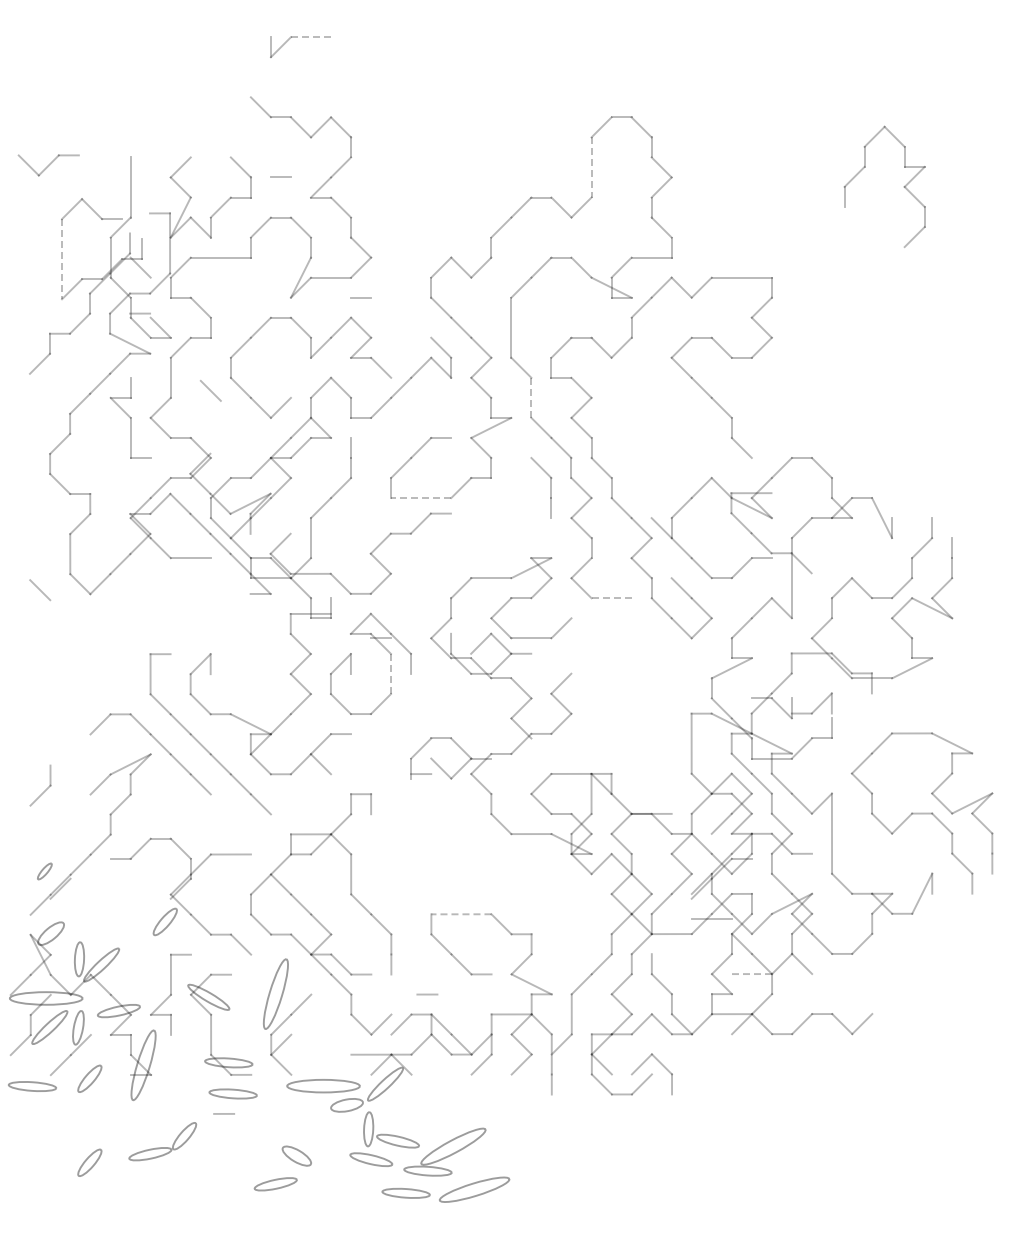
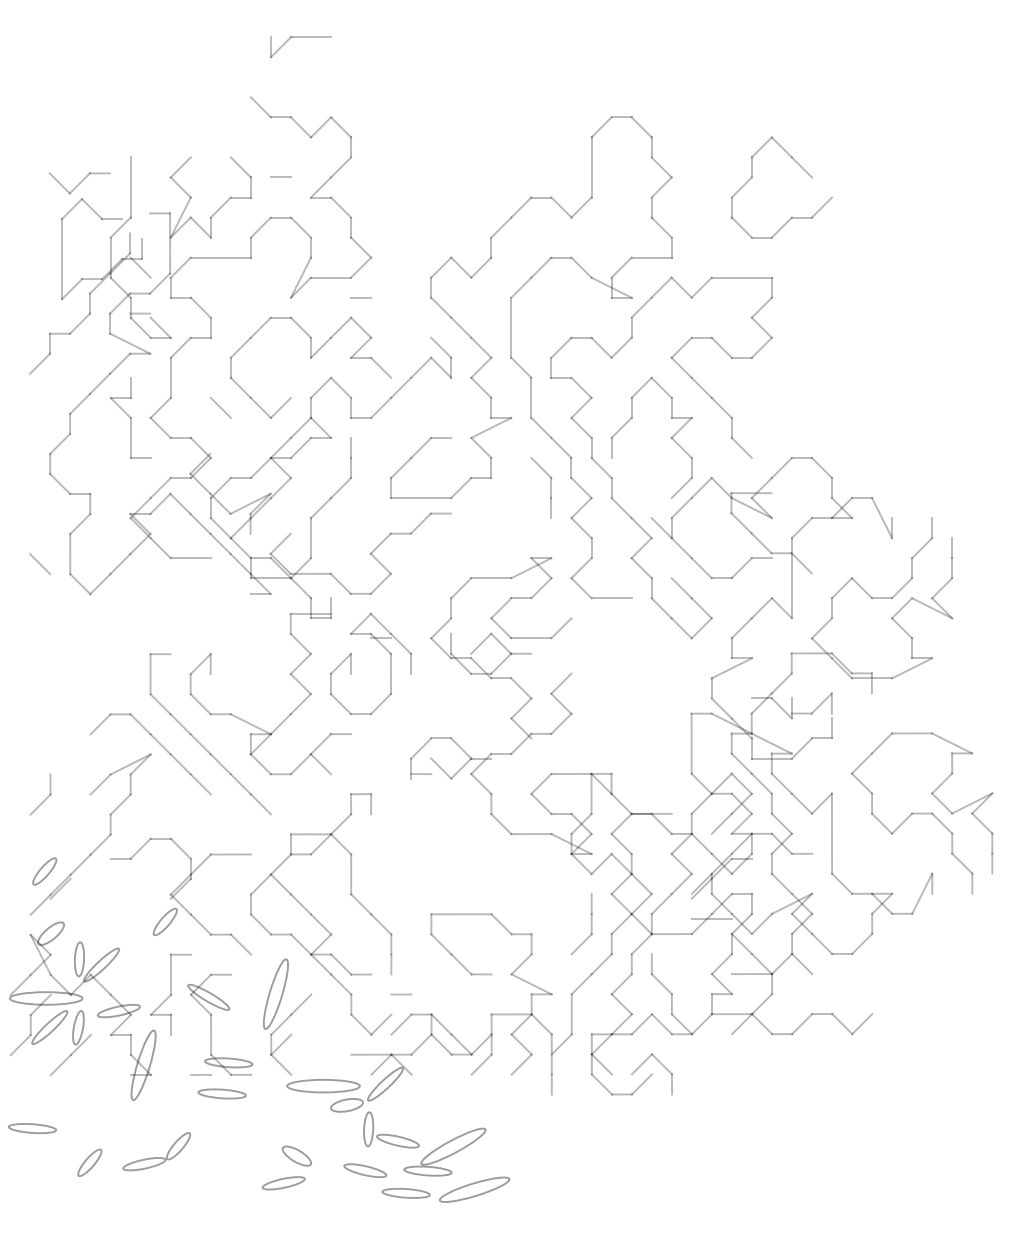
line: dashed -> solid (311, 37)
part position: (48, 165) -> (79, 183) (79, 183)
line: dashed -> solid (591, 167)
part: none -> present (801, 167)
part position: (903, 186) -> (670, 437) (670, 437)
line: dashed -> solid (62, 259)
line position: (210, 390) -> (220, 407) (220, 407)
line: dashed -> solid (531, 397)
line: dashed -> solid (420, 498)
line position: (39, 589) -> (39, 563) (39, 563)
line: dashed -> solid (611, 598)
line: dashed -> solid (391, 673)
part position: (45, 789) -> (45, 798) (45, 798)
part size: 16x19 px -> 26x29 px (44, 871)
line: dashed -> solid (460, 914)
part: none -> present (591, 923)
line: dashed -> solid (752, 974)
line position: (426, 994) -> (400, 994) (400, 994)
part: present -> none (89, 1078)
part position: (32, 1086) -> (32, 1128) (32, 1128)
part position: (232, 1093) -> (221, 1093) (221, 1093)
line position: (223, 1113) -> (200, 1074) (200, 1074)
part position: (162, 1141) -> (156, 1151) (156, 1151)
part position: (370, 1159) -> (364, 1170) (364, 1170)
part position: (275, 1184) -> (283, 1183) (283, 1183)
